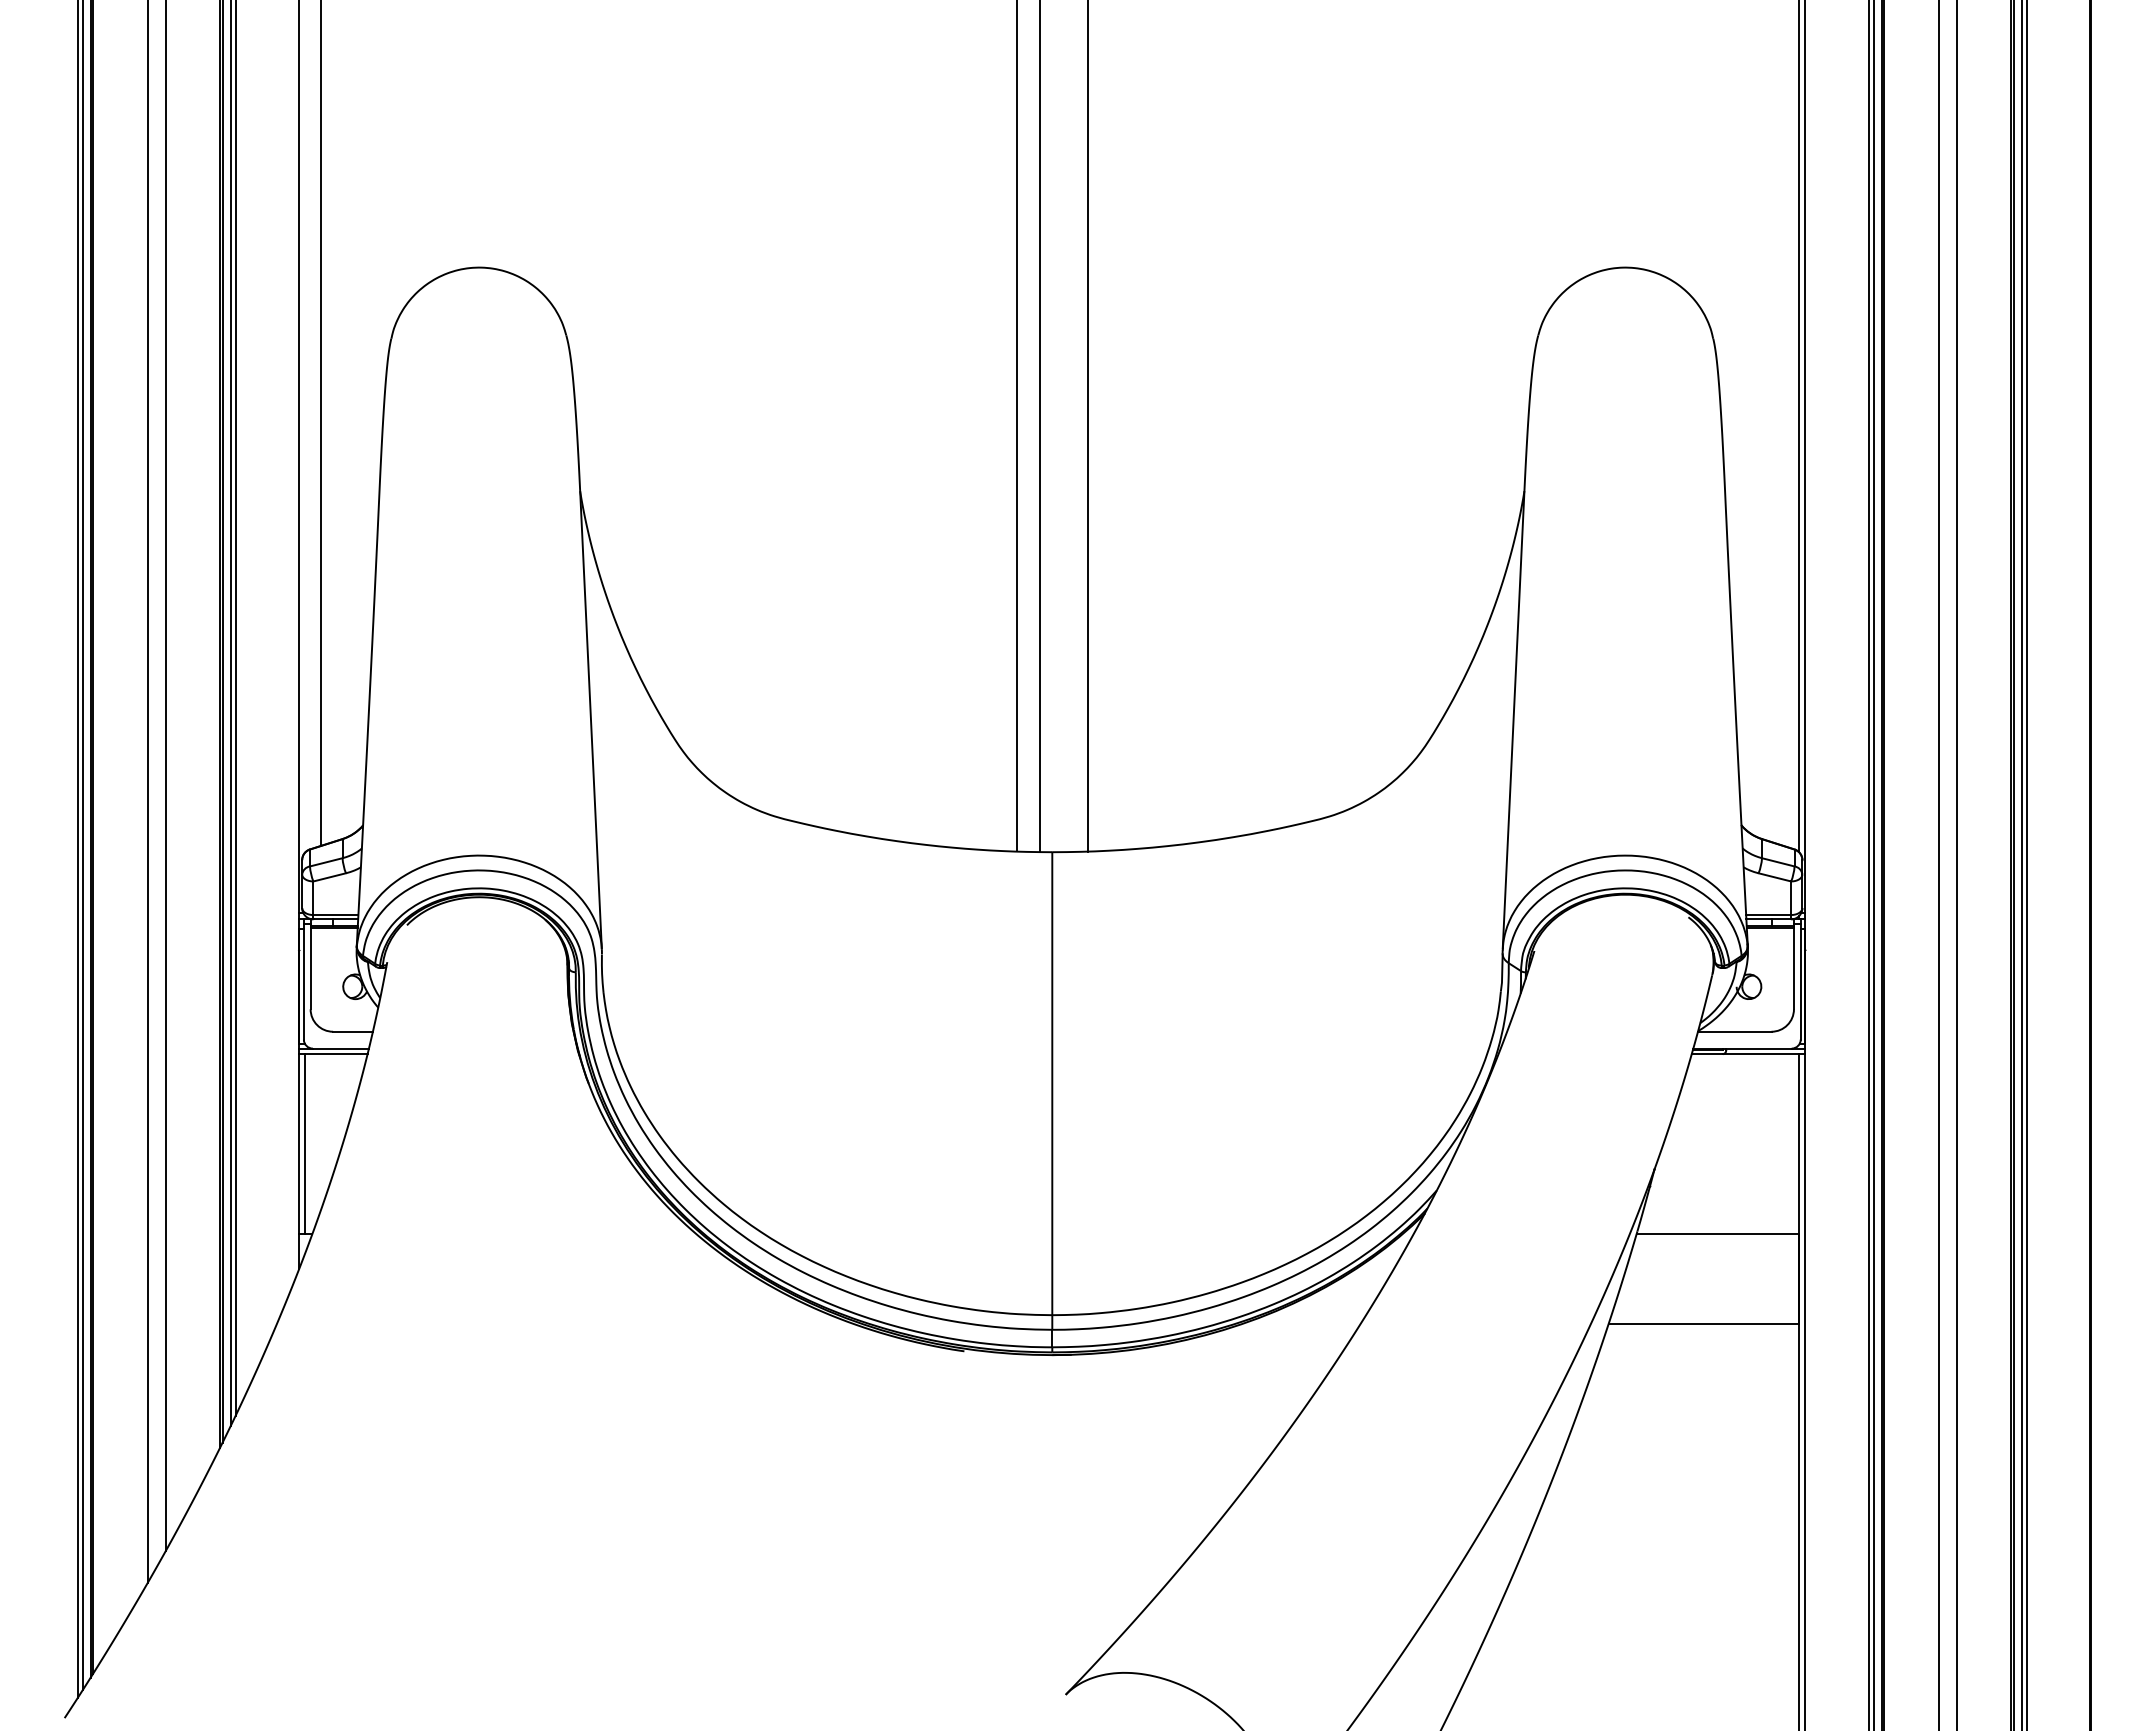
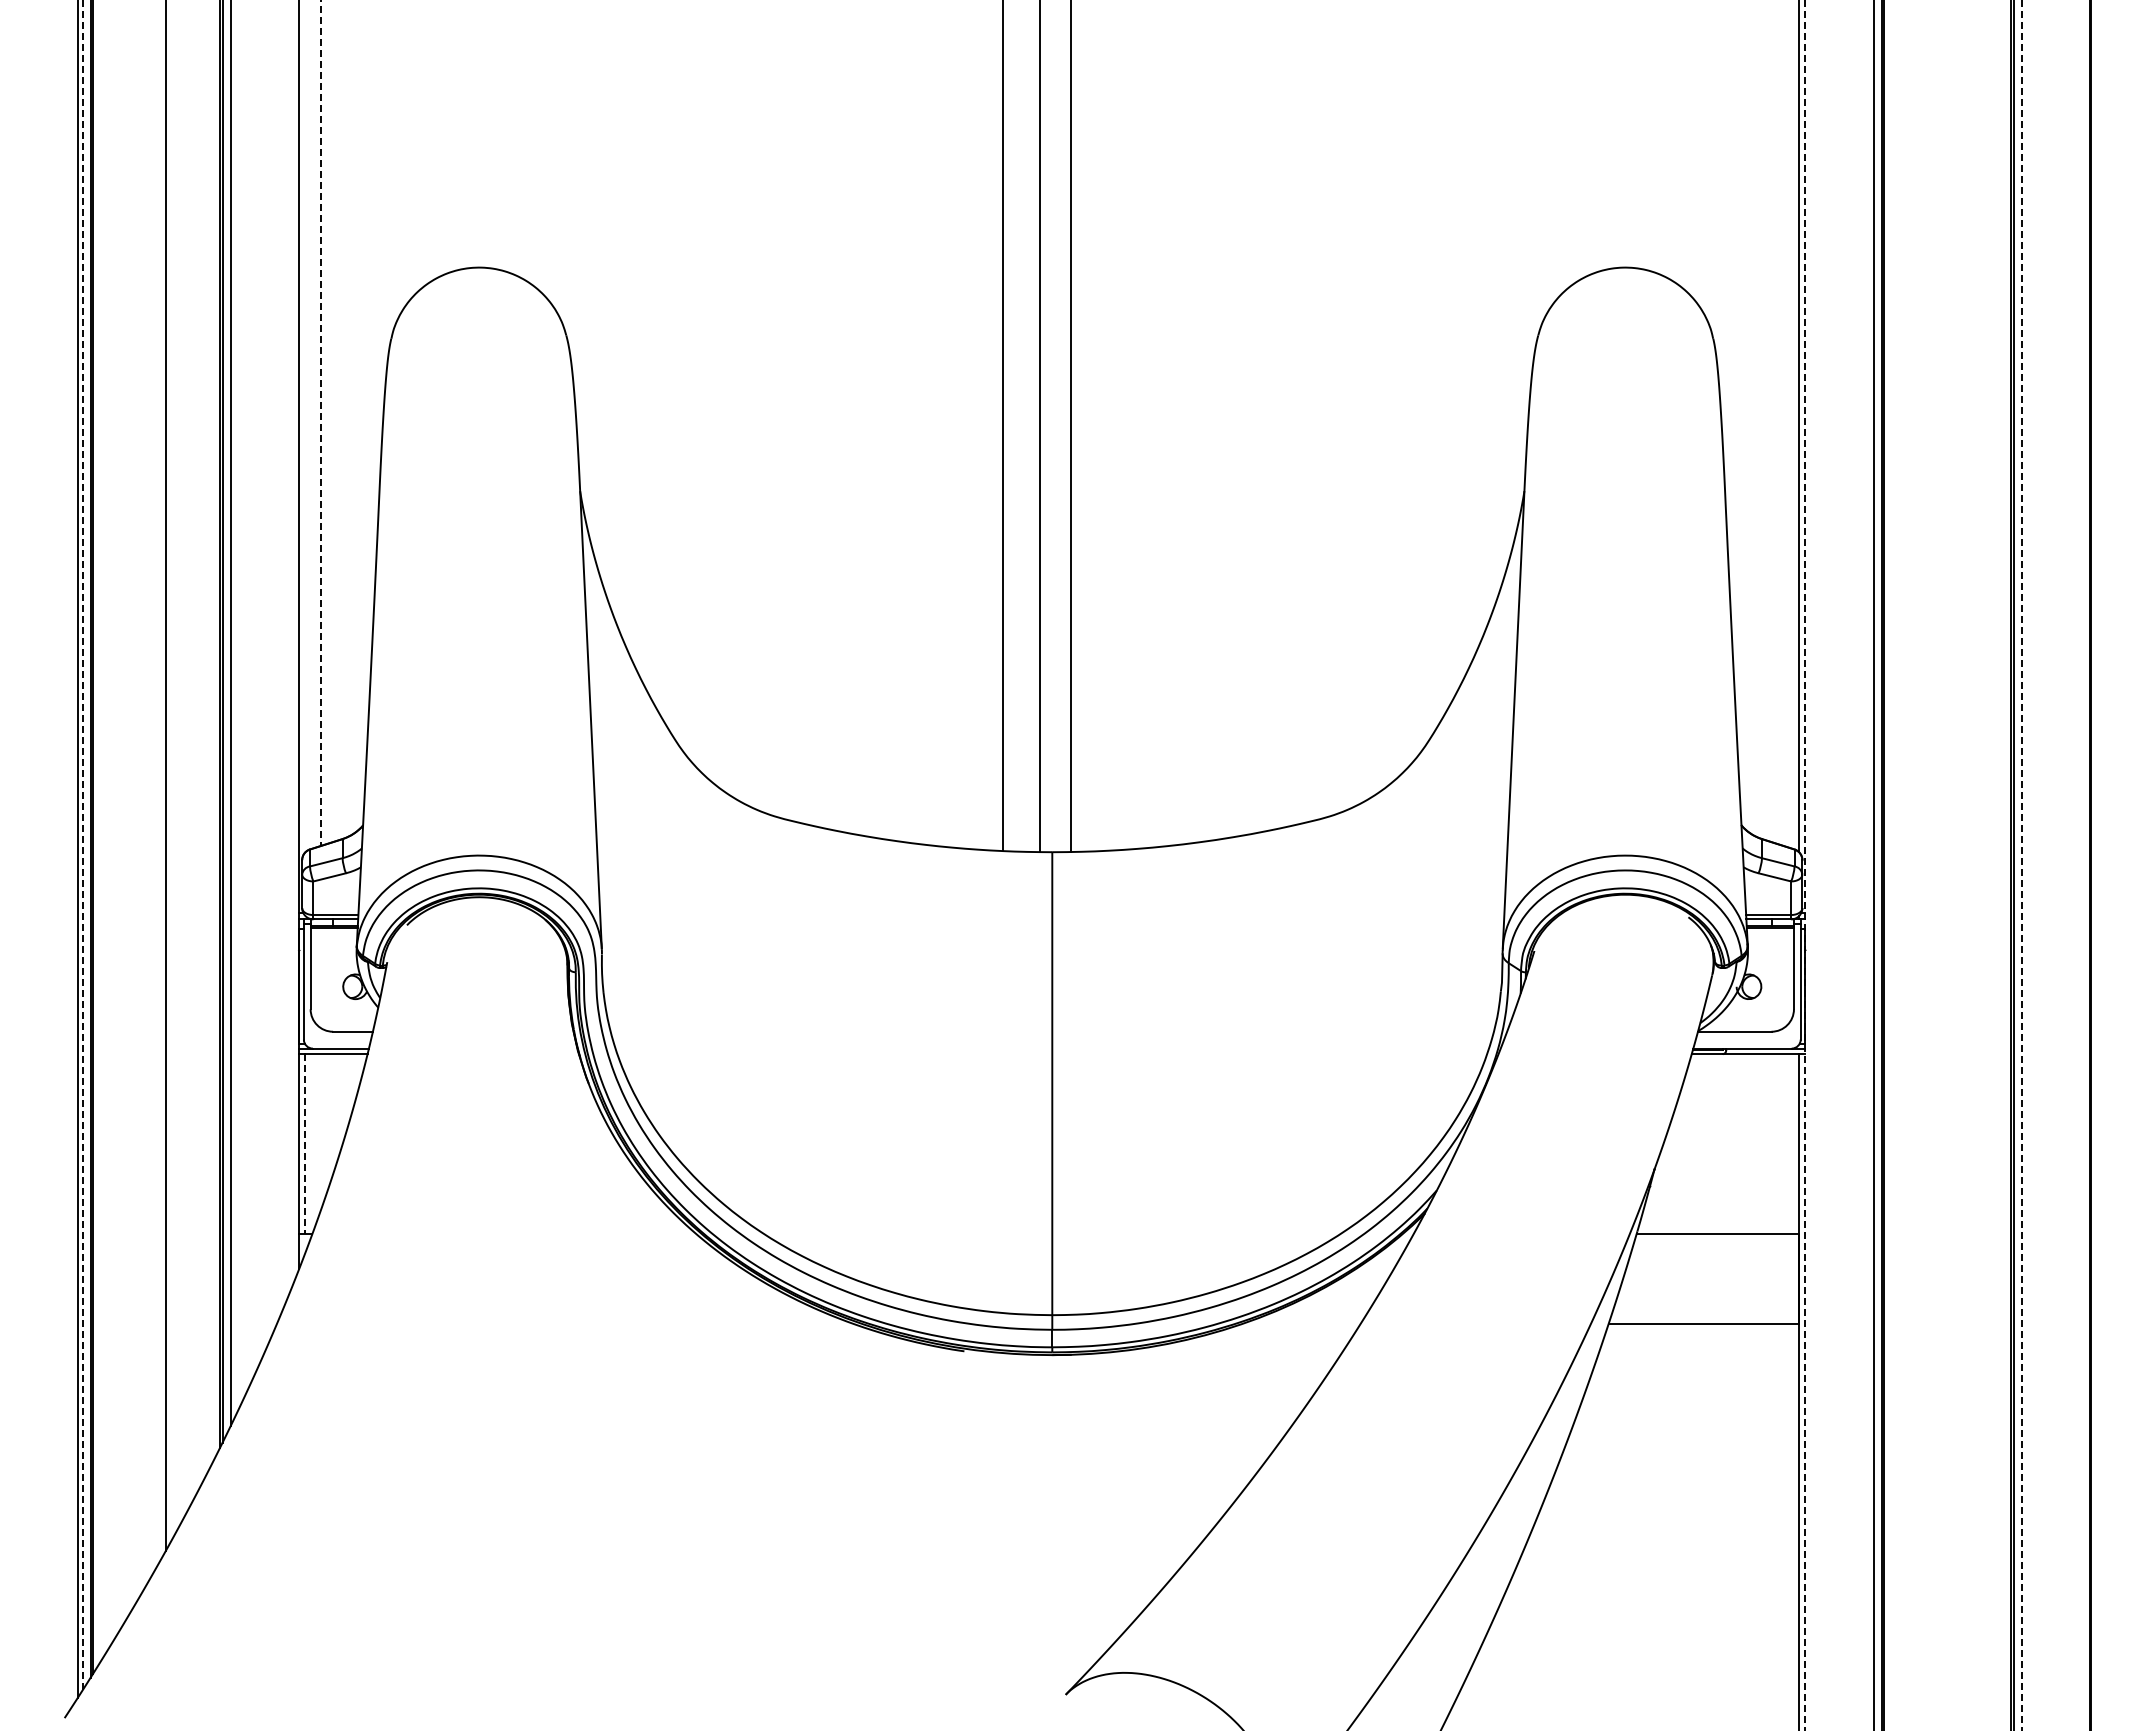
line: solid -> dashed (321, 422)
line position: (1016, 426) -> (1002, 426) (1002, 426)
line position: (1088, 426) -> (1071, 426) (1071, 426)
line: present -> none (235, 708)
line: present -> none (147, 792)
line: solid -> dashed (82, 845)
line: present -> none (1868, 864)
line: present -> none (1938, 864)
line: present -> none (1956, 864)
line: present -> none (2026, 864)
line: solid -> dashed (1805, 865)
line: solid -> dashed (2021, 865)
line: solid -> dashed (305, 1144)
